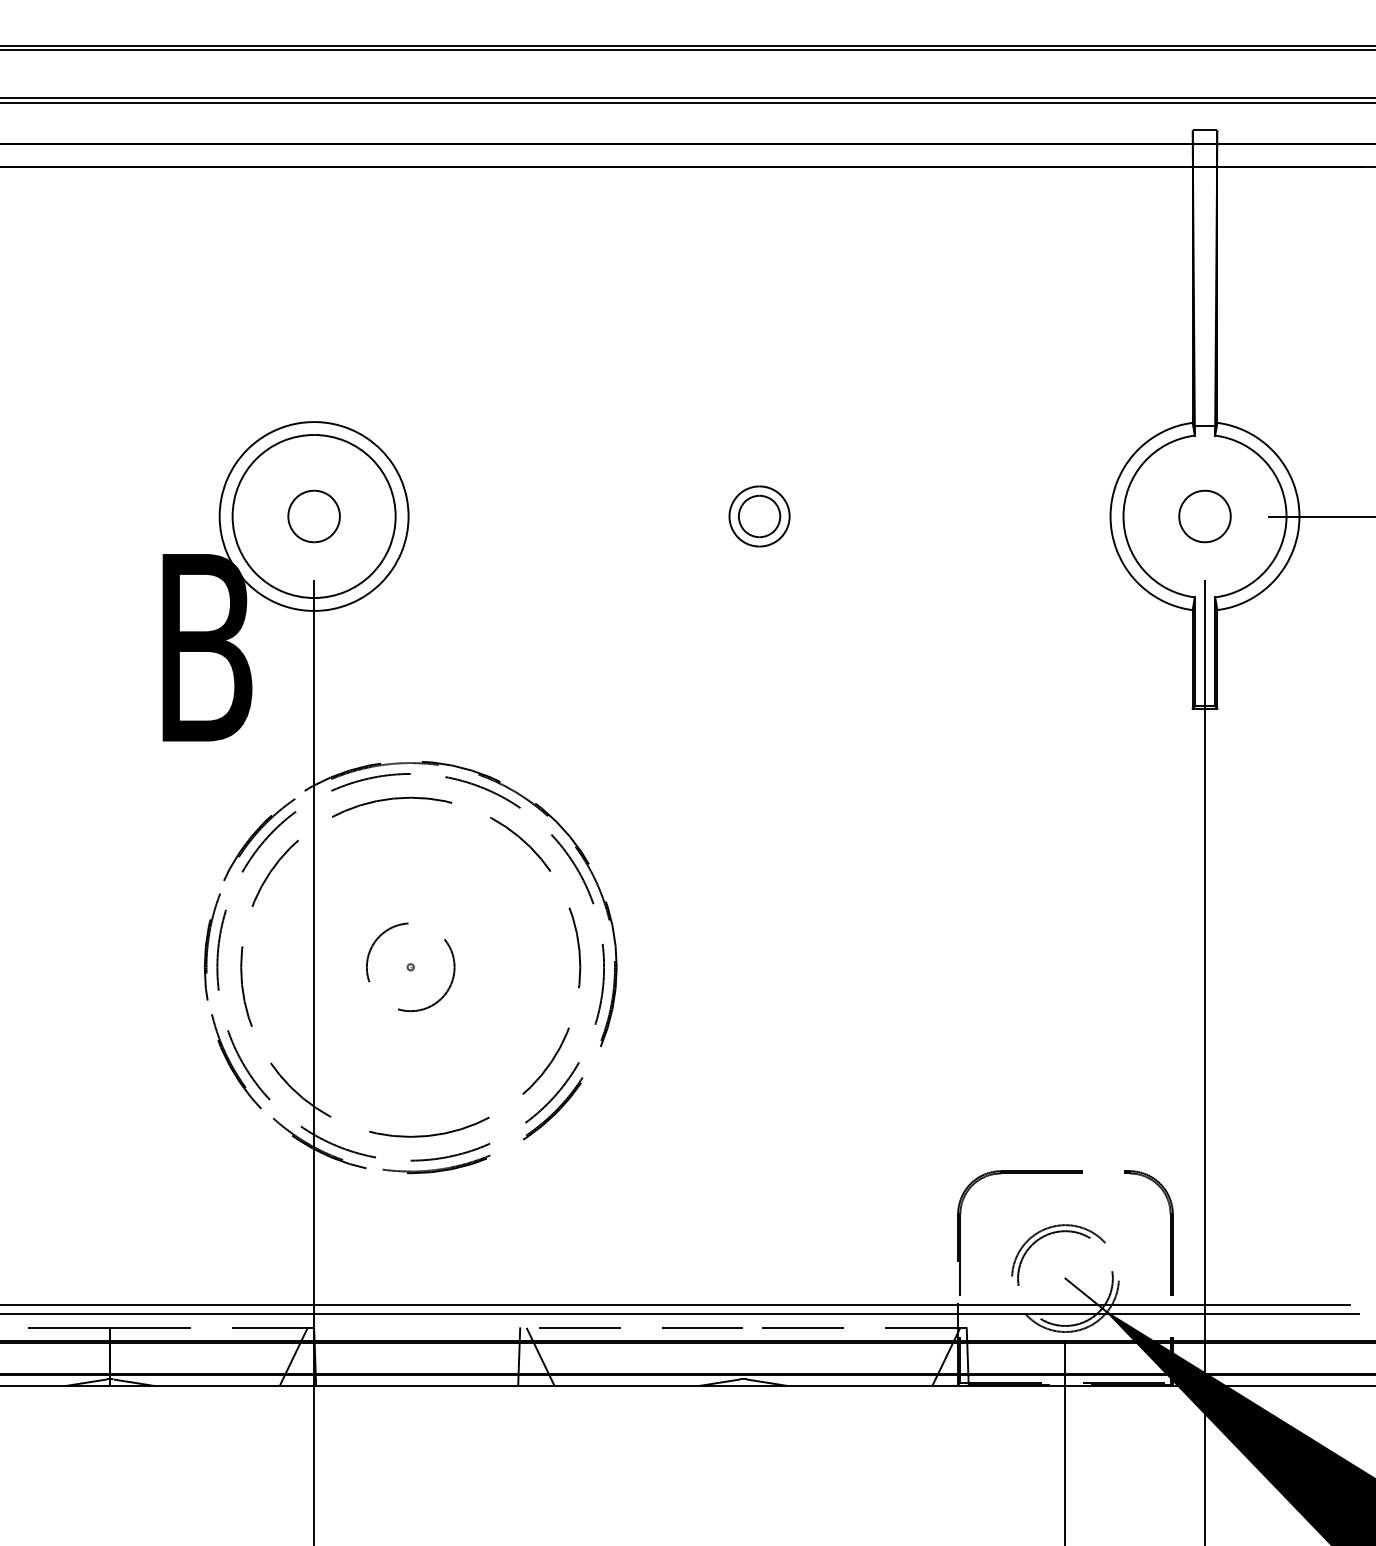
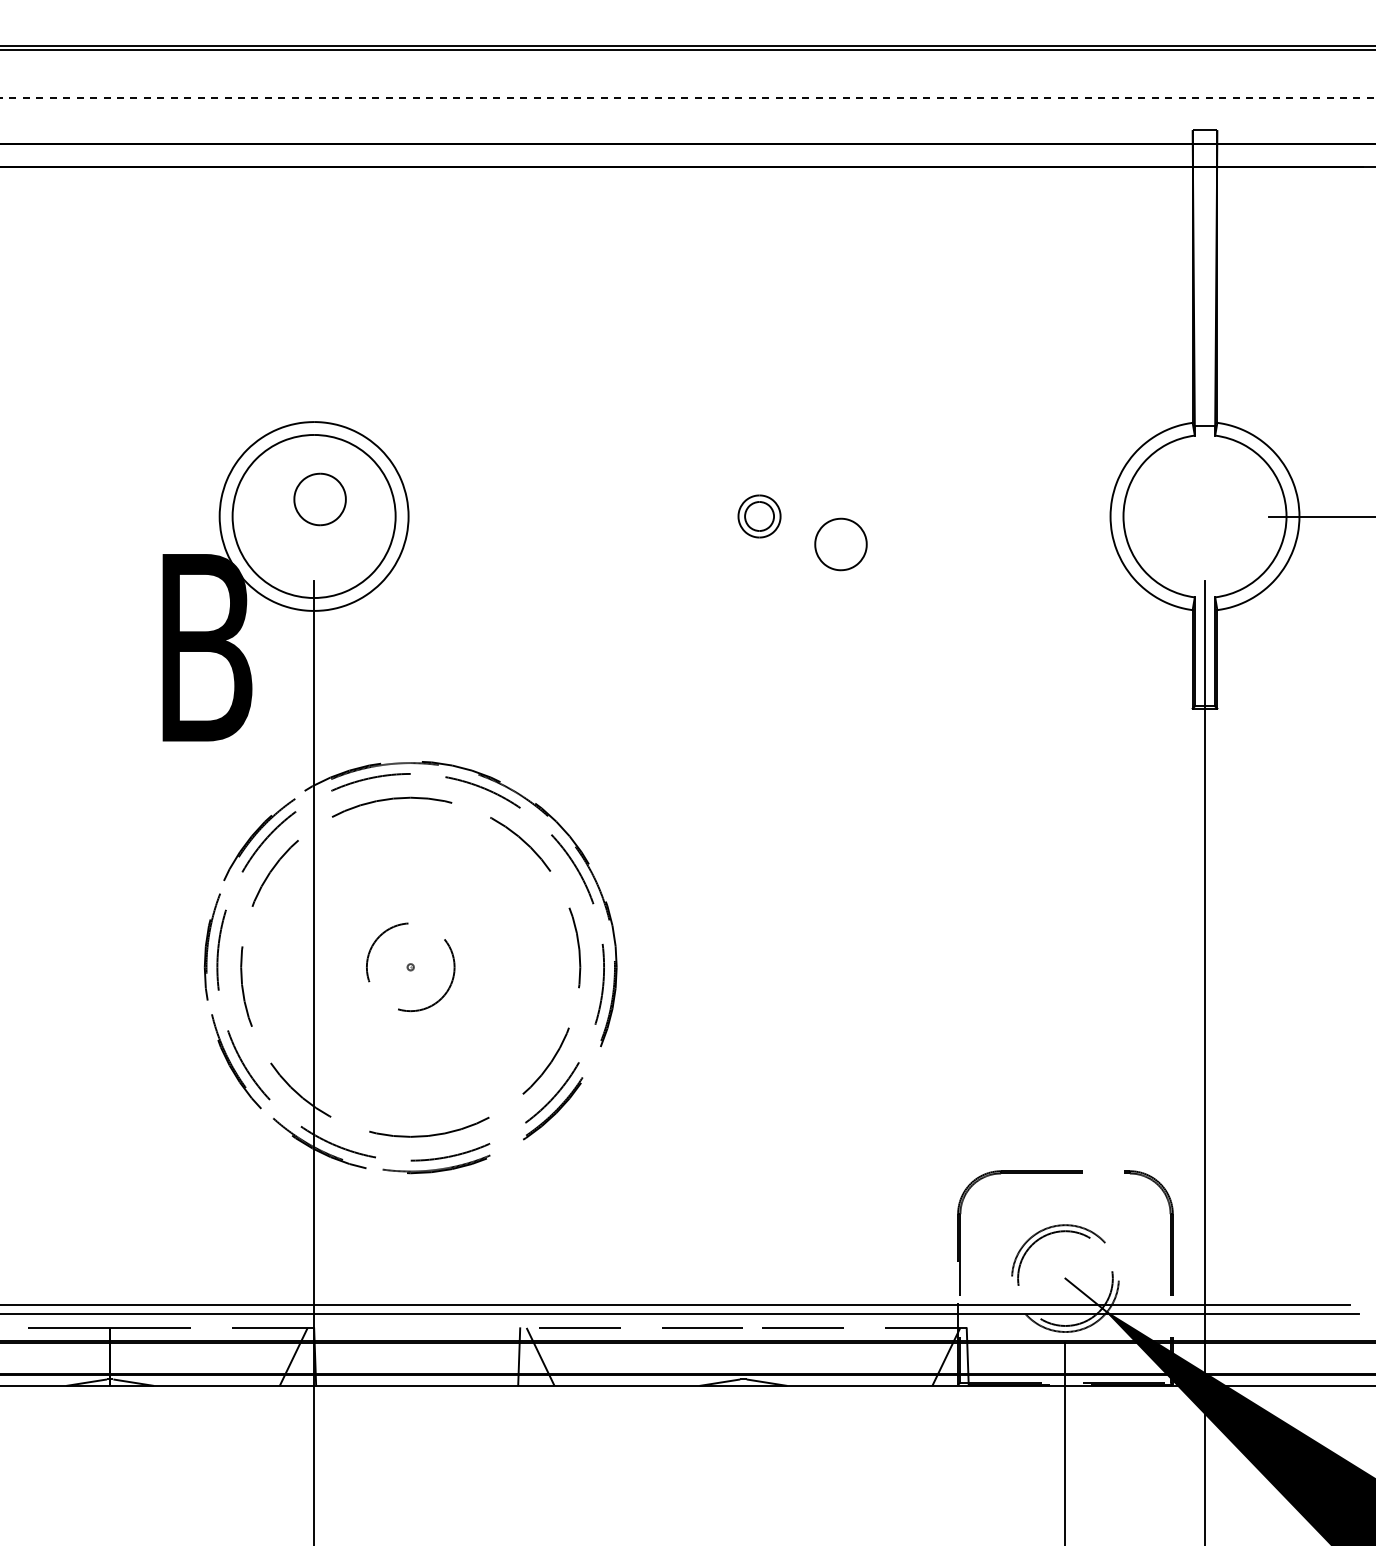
line: solid -> dashed (688, 97)
line: present -> none (687, 102)
part position: (313, 516) -> (319, 499) (319, 499)
part size: 63x63 px -> 45x45 px (759, 516)
part position: (1204, 516) -> (840, 544) (840, 544)
